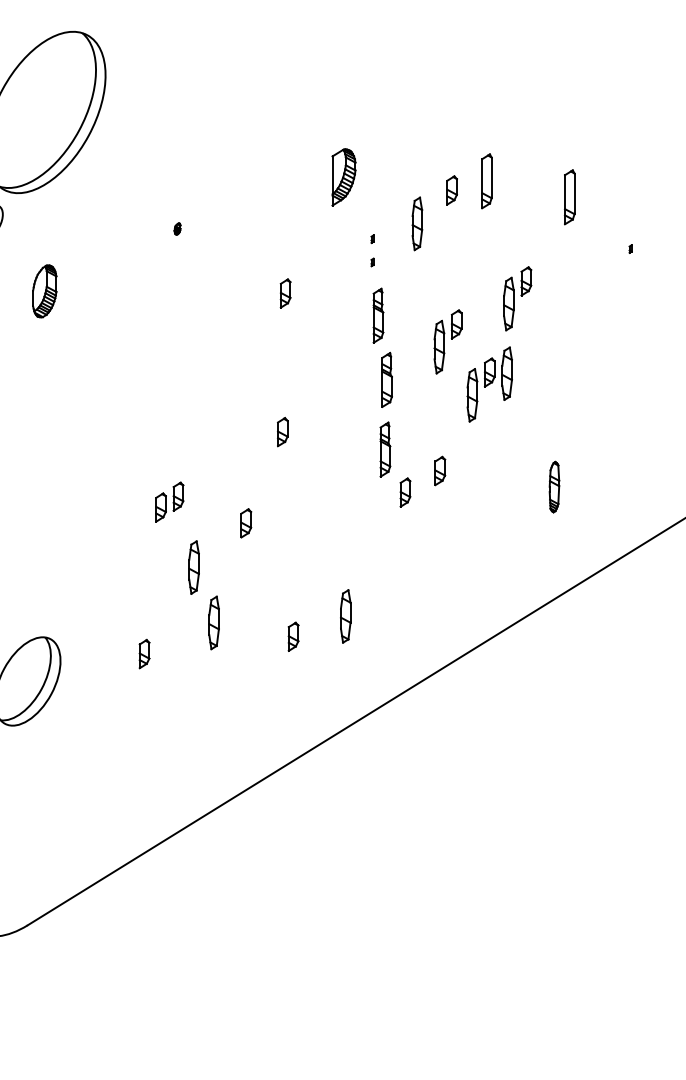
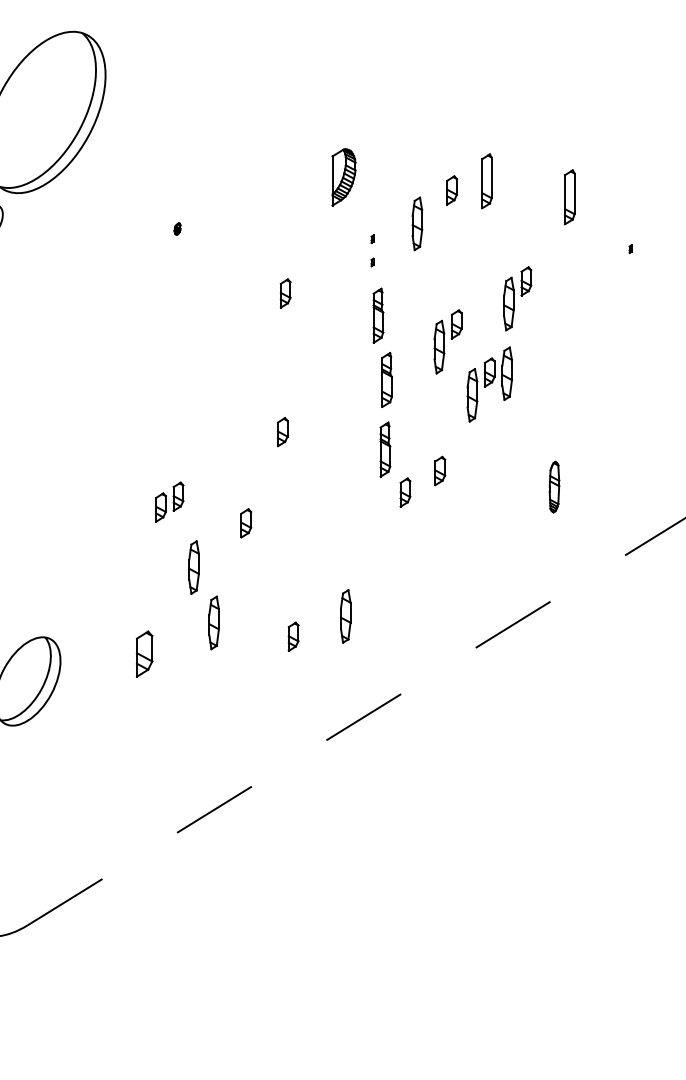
part: present -> none (44, 291)
part size: 13x32 px -> 19x48 px (144, 653)
line: solid -> dashed (356, 721)
